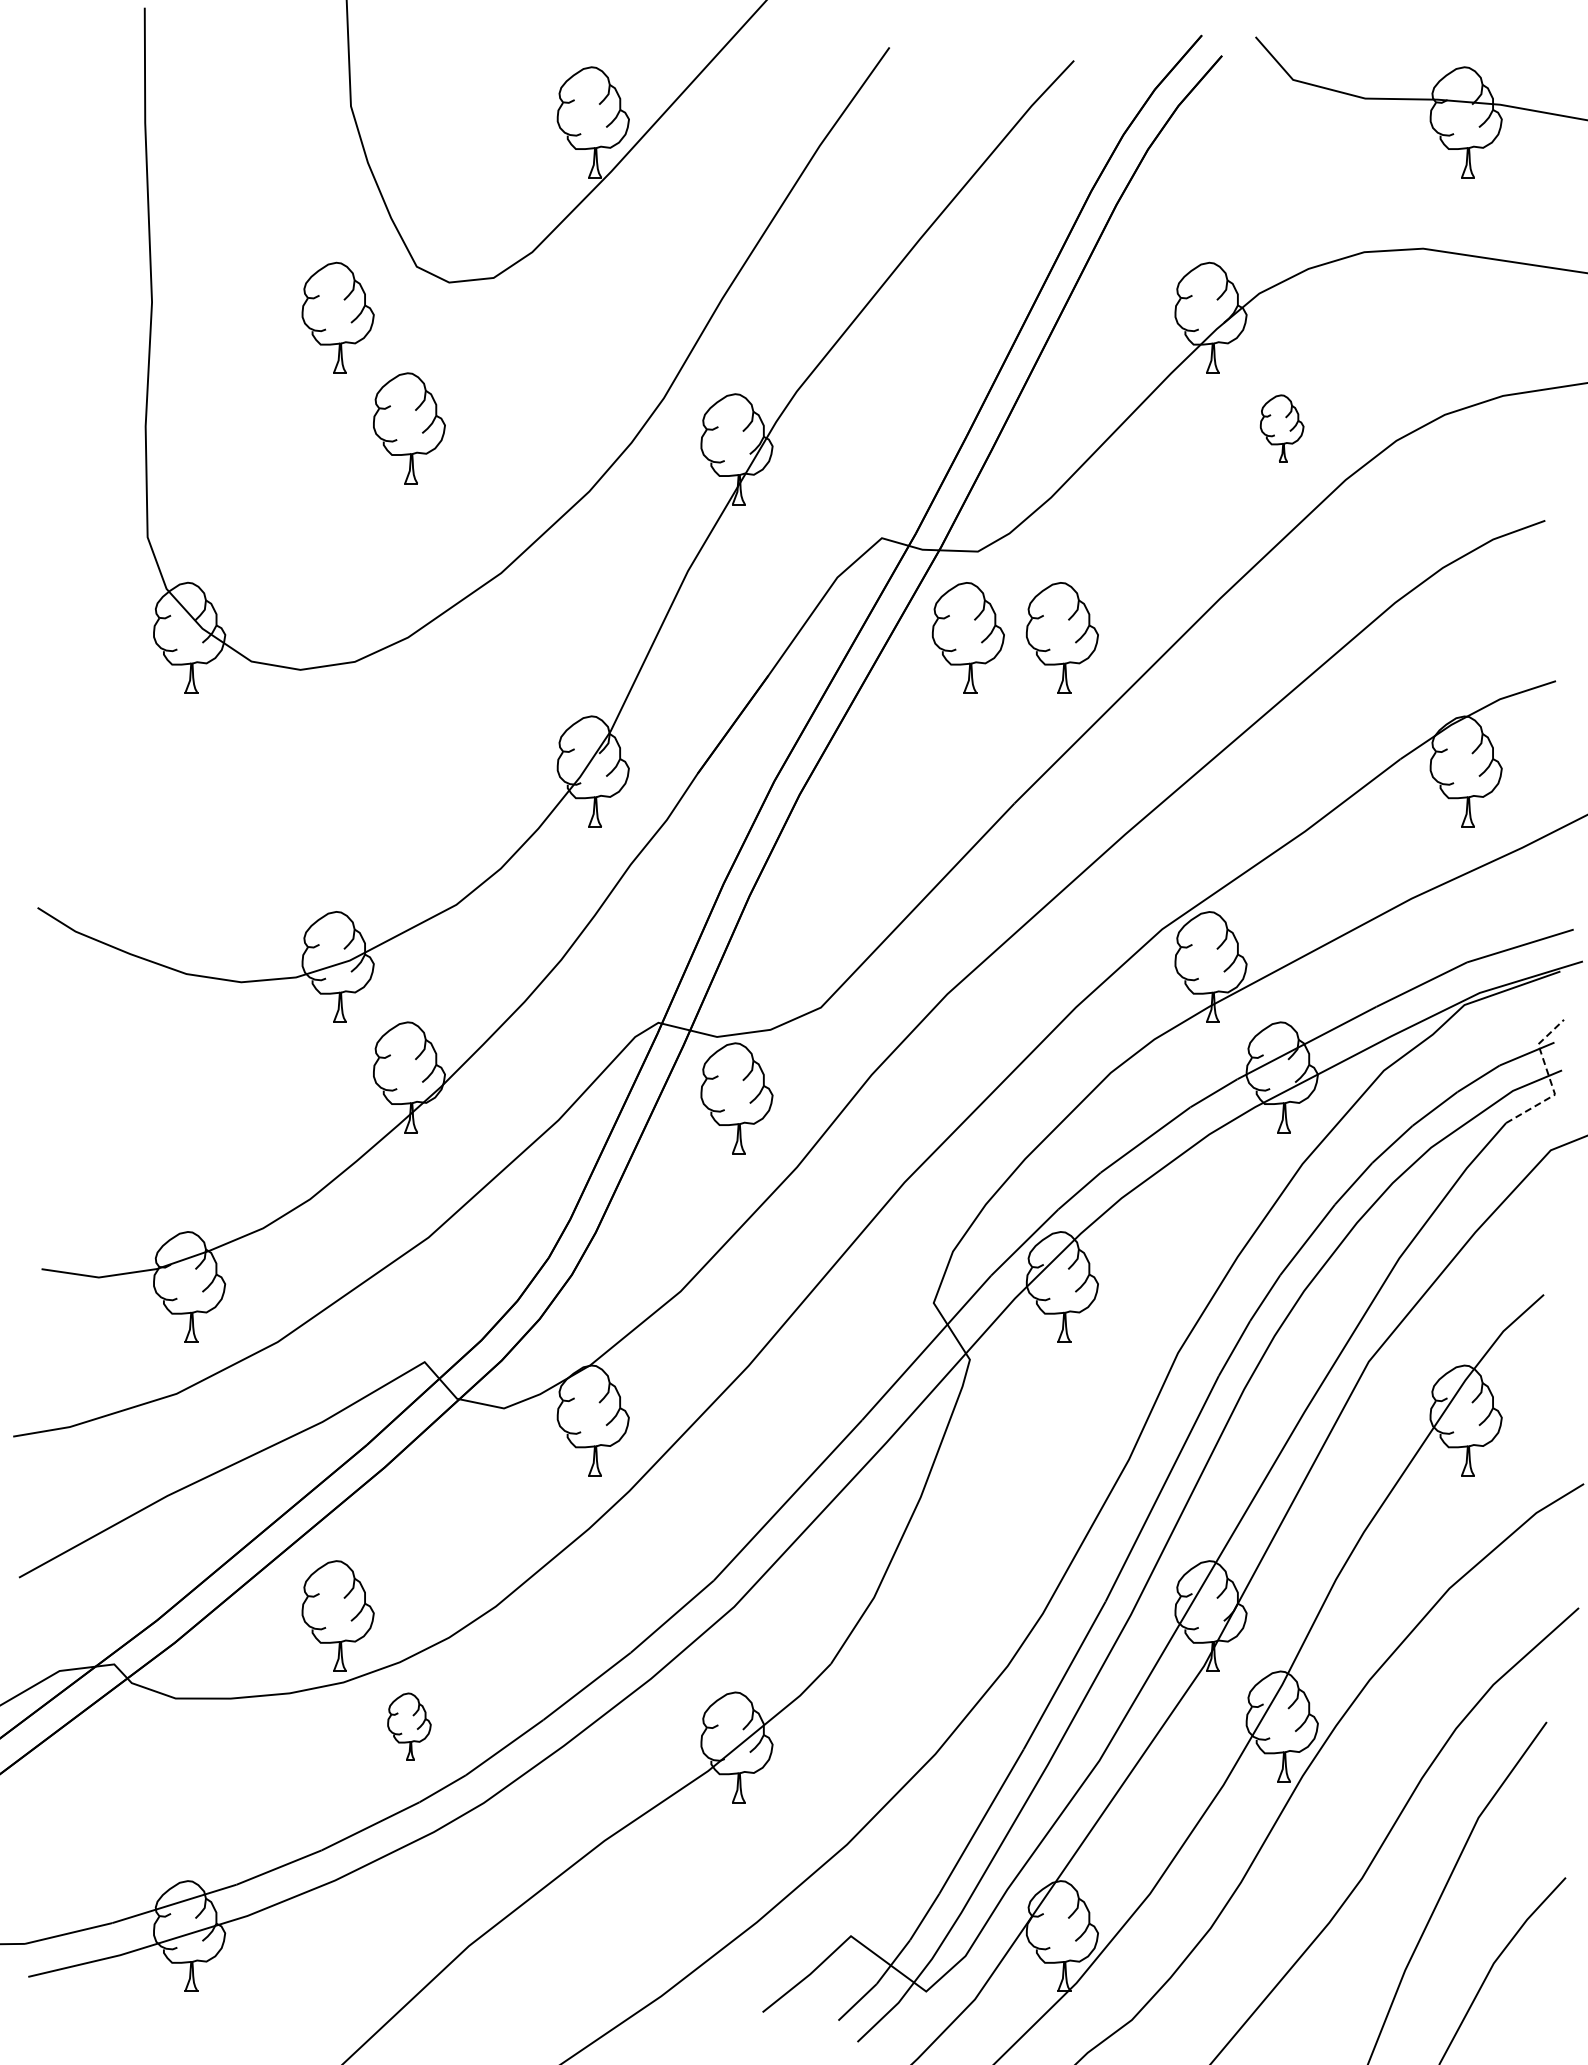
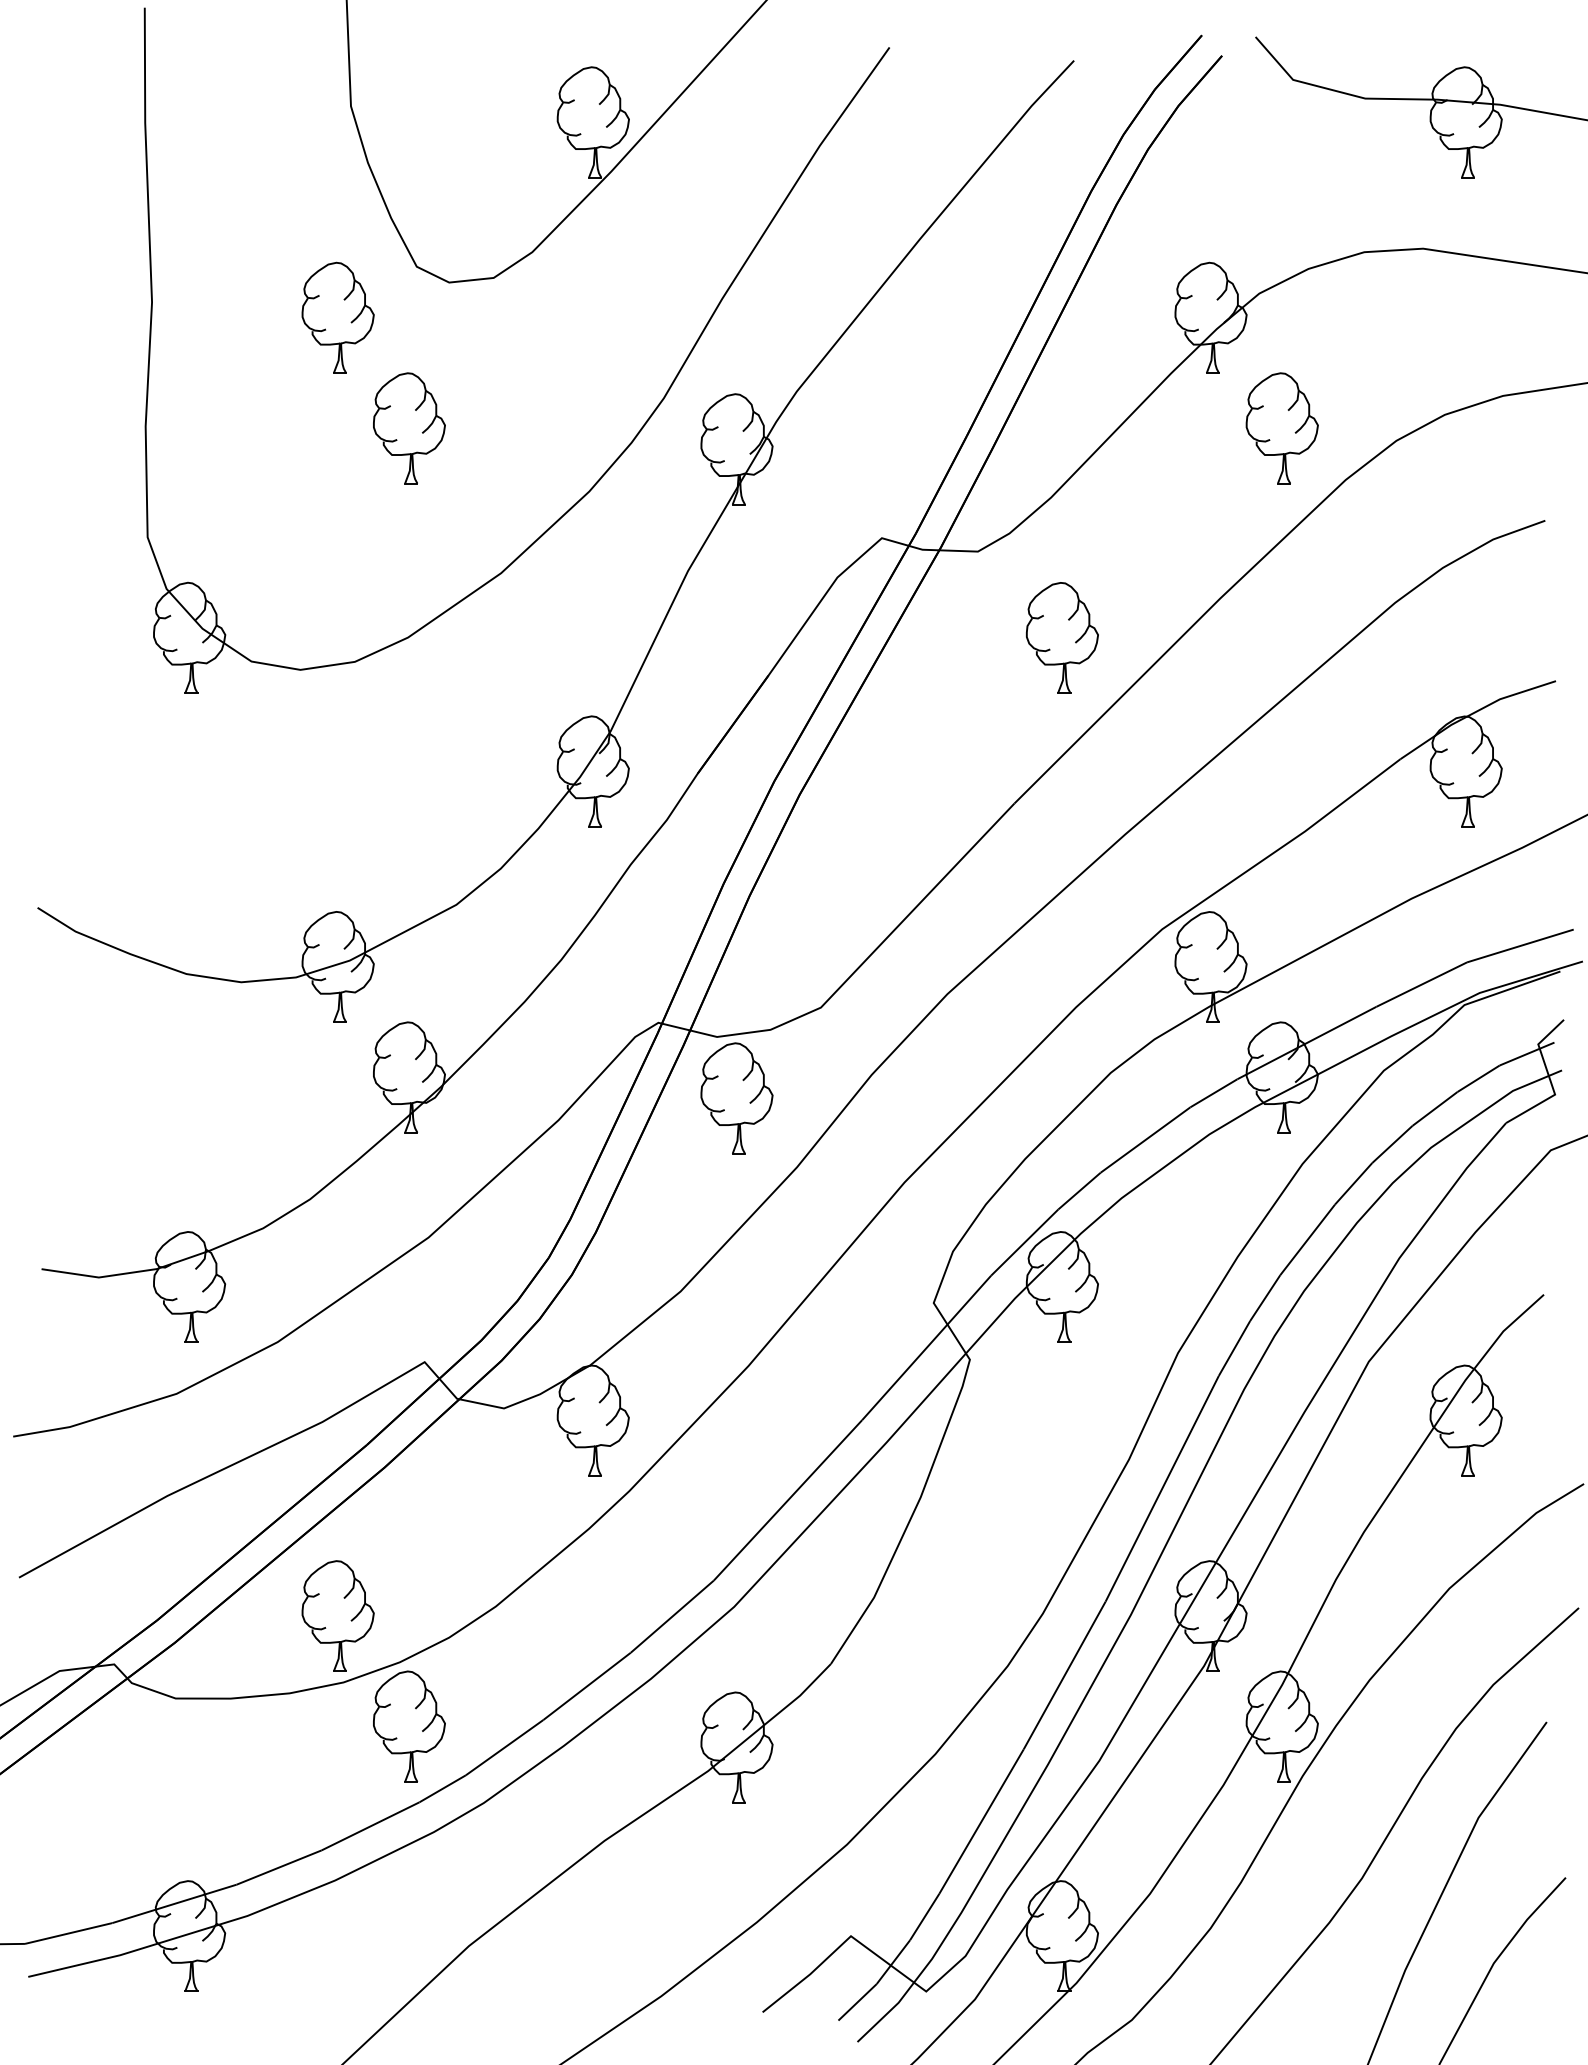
part size: 46x69 px -> 74x113 px (1281, 428)
part: present -> none (968, 637)
line: dashed -> solid (1549, 1078)
part size: 45x69 px -> 73x113 px (409, 1726)
